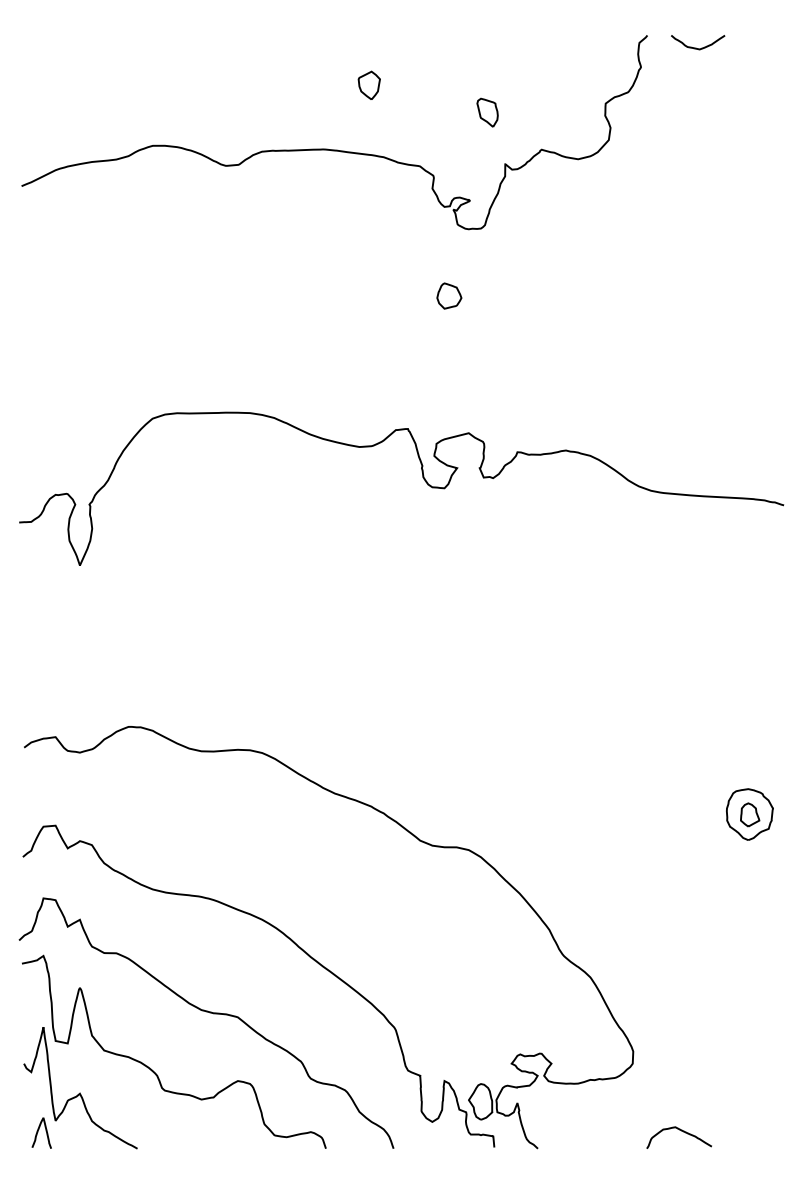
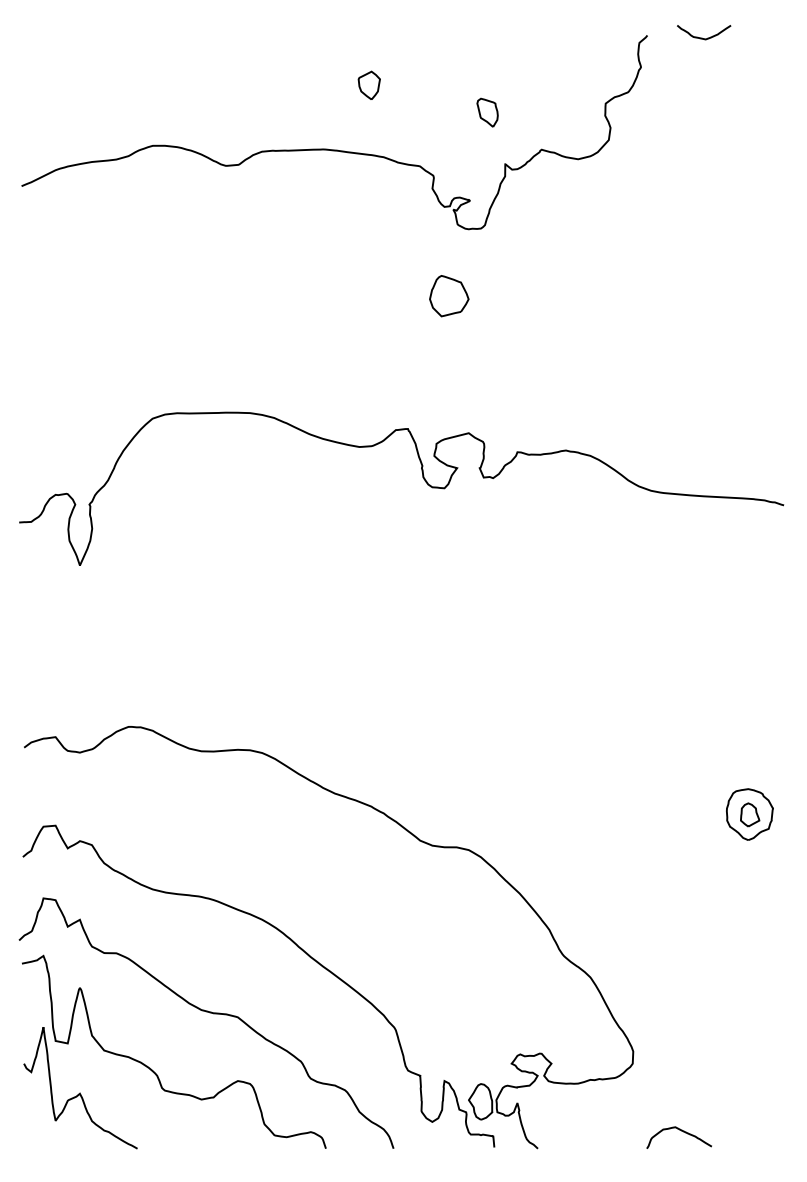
curve position: (696, 47) -> (702, 37) (702, 37)
part size: 27x28 px -> 41x43 px (449, 296)
curve: present -> none (38, 1132)
